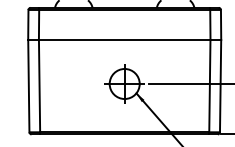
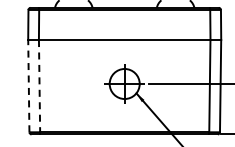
line: solid -> dashed (28, 85)
line: solid -> dashed (39, 86)
